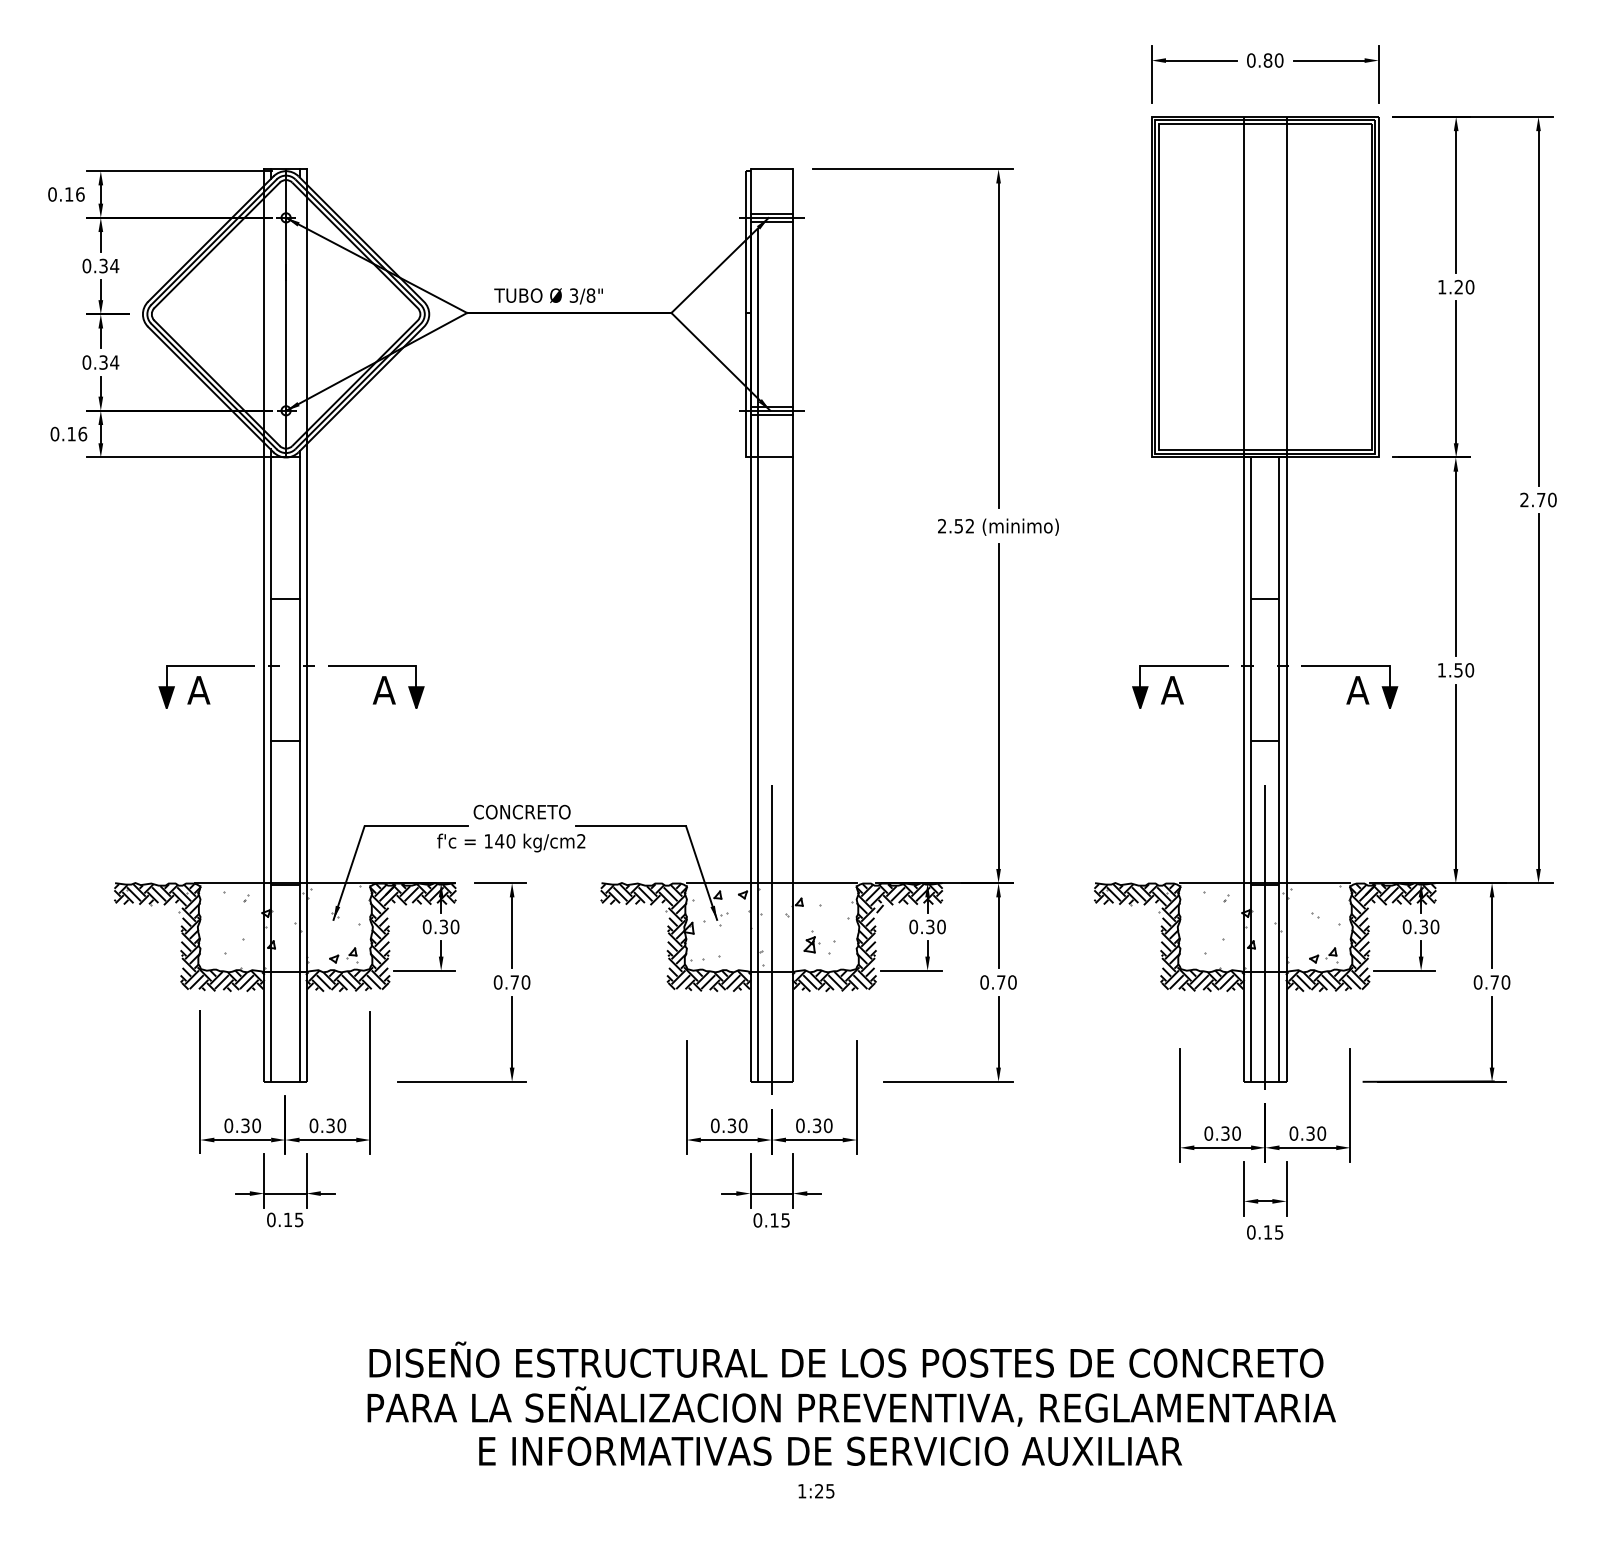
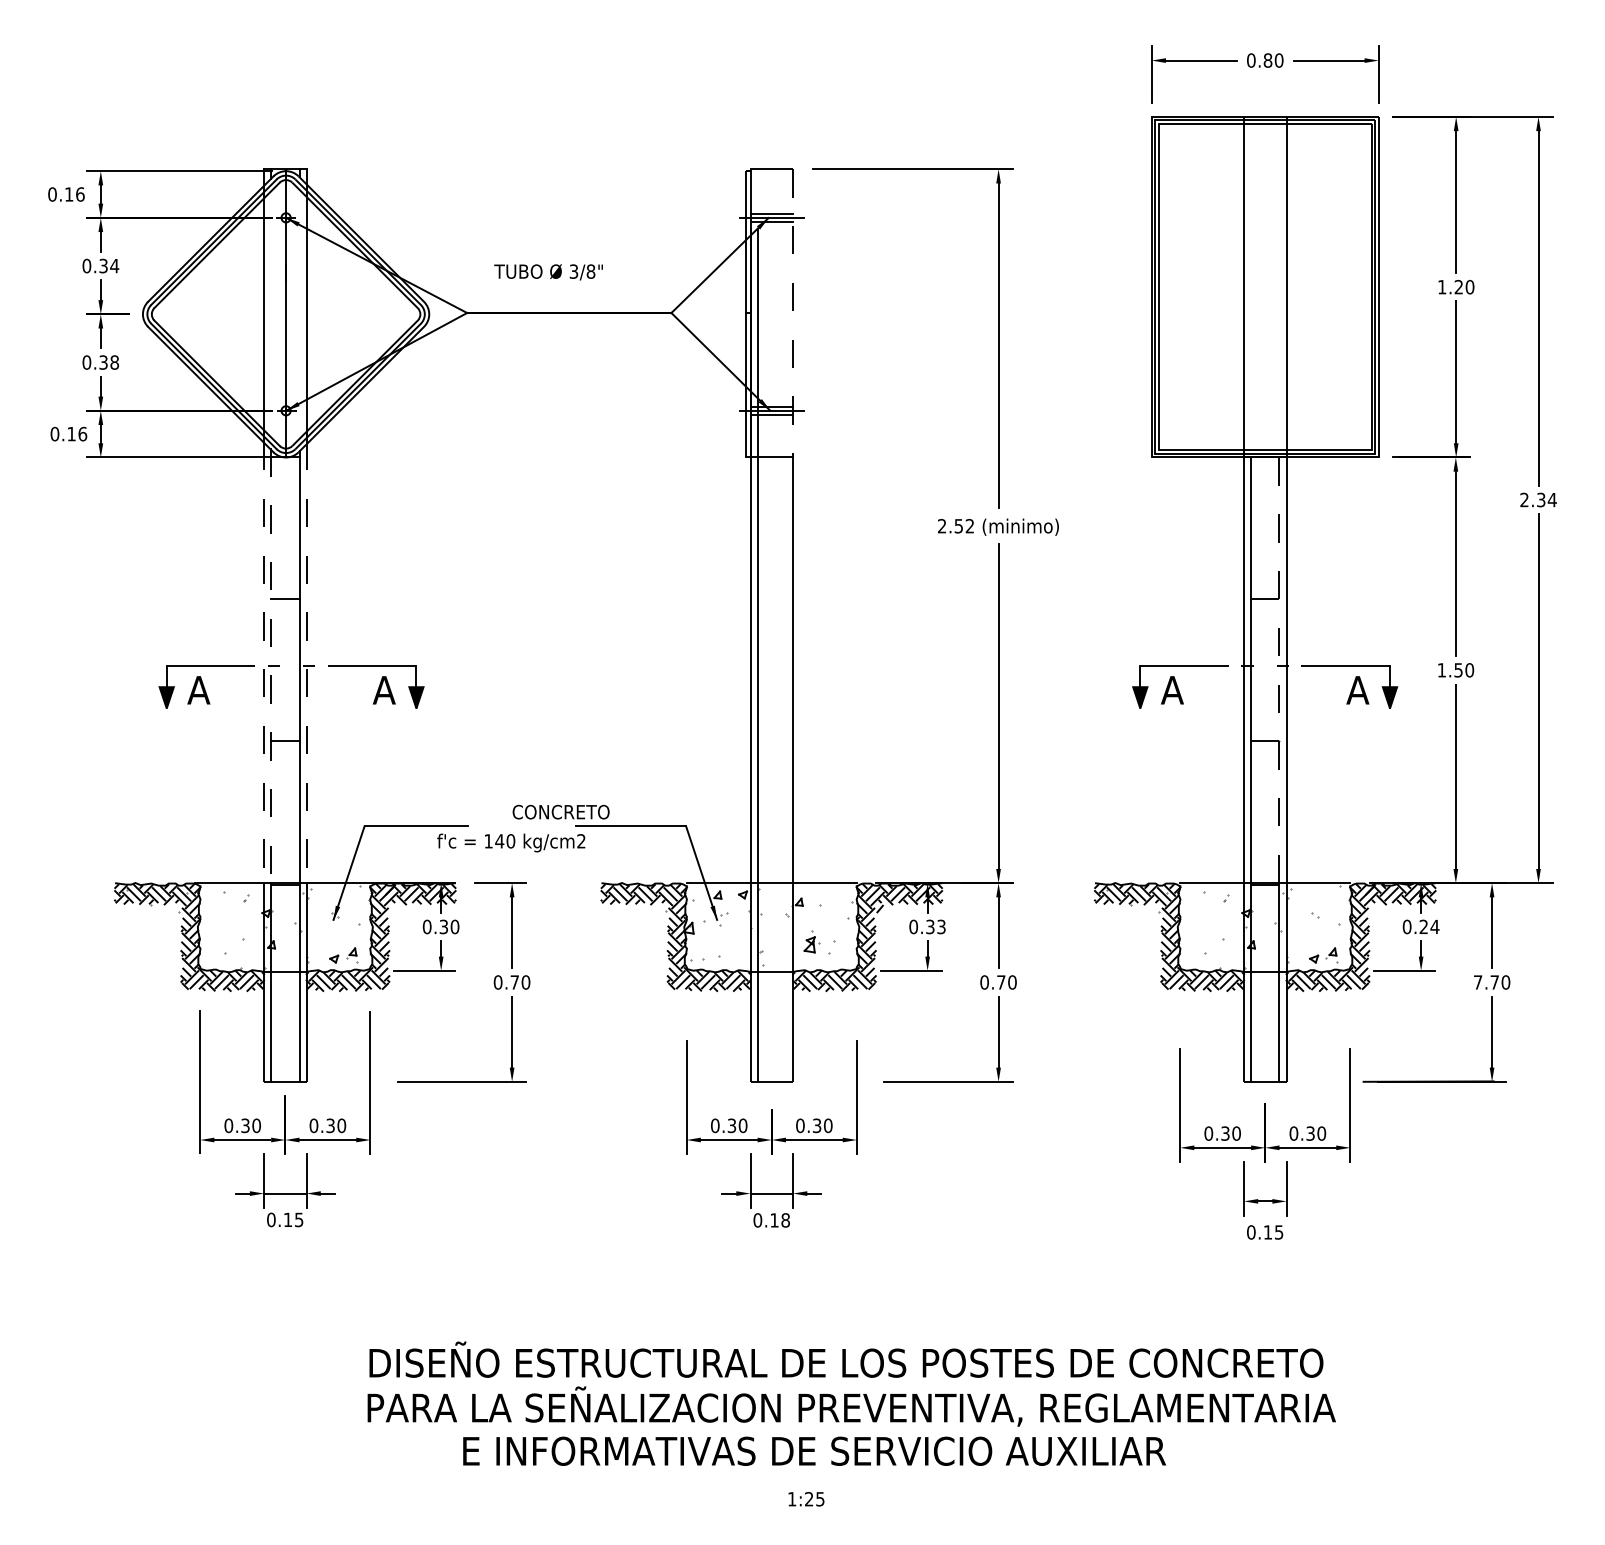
text position: (548, 296) -> (548, 272) (548, 272)
line: solid -> dashed (793, 313)
text: 0.34 -> 0.38 (114, 362)
text: 2.70 -> 2.34 (1546, 499)
line: solid -> dashed (264, 662)
line: solid -> dashed (306, 662)
line: solid -> dashed (271, 666)
line: solid -> dashed (1279, 671)
text position: (521, 811) -> (560, 811) (560, 811)
text: 0.30 -> 0.33 (941, 926)
text: 0.30 -> 0.24 (1429, 926)
line: present -> none (1265, 937)
line: present -> none (771, 939)
text: 0.70 -> 7.70 (1477, 982)
text: 0.15 -> 0.18 (785, 1220)
text position: (830, 1450) -> (814, 1450) (814, 1450)
text position: (816, 1491) -> (806, 1499) (806, 1499)
